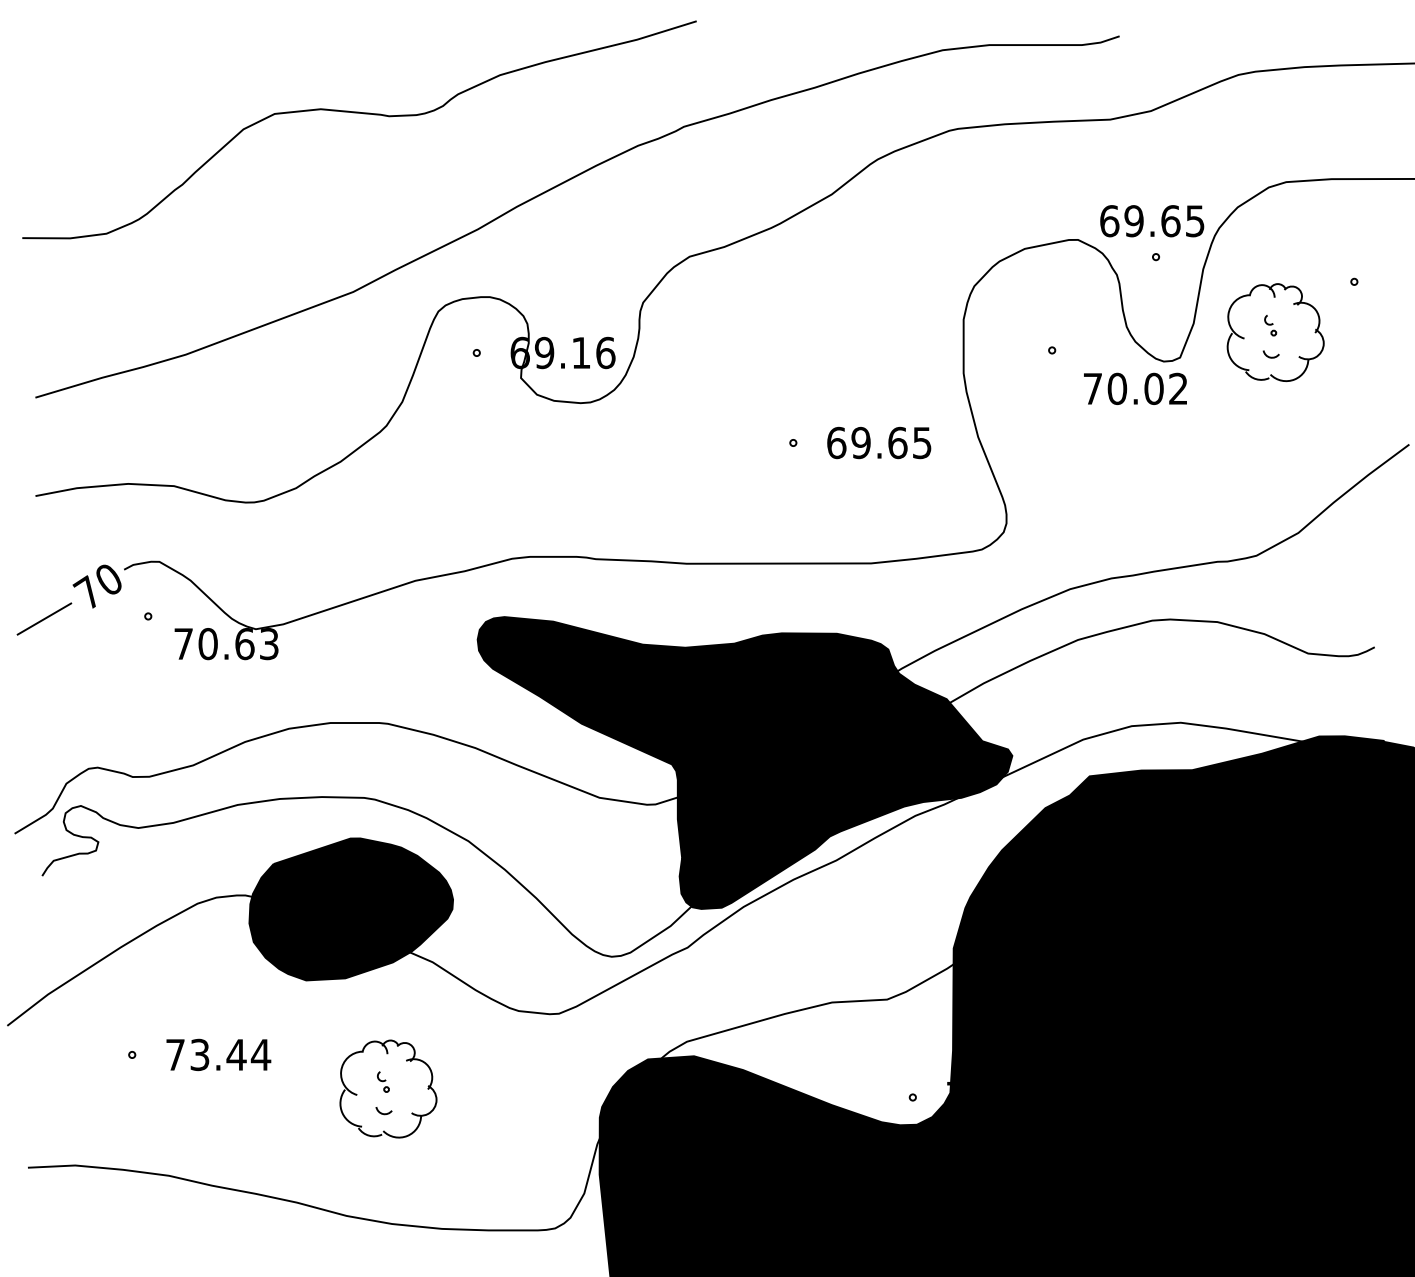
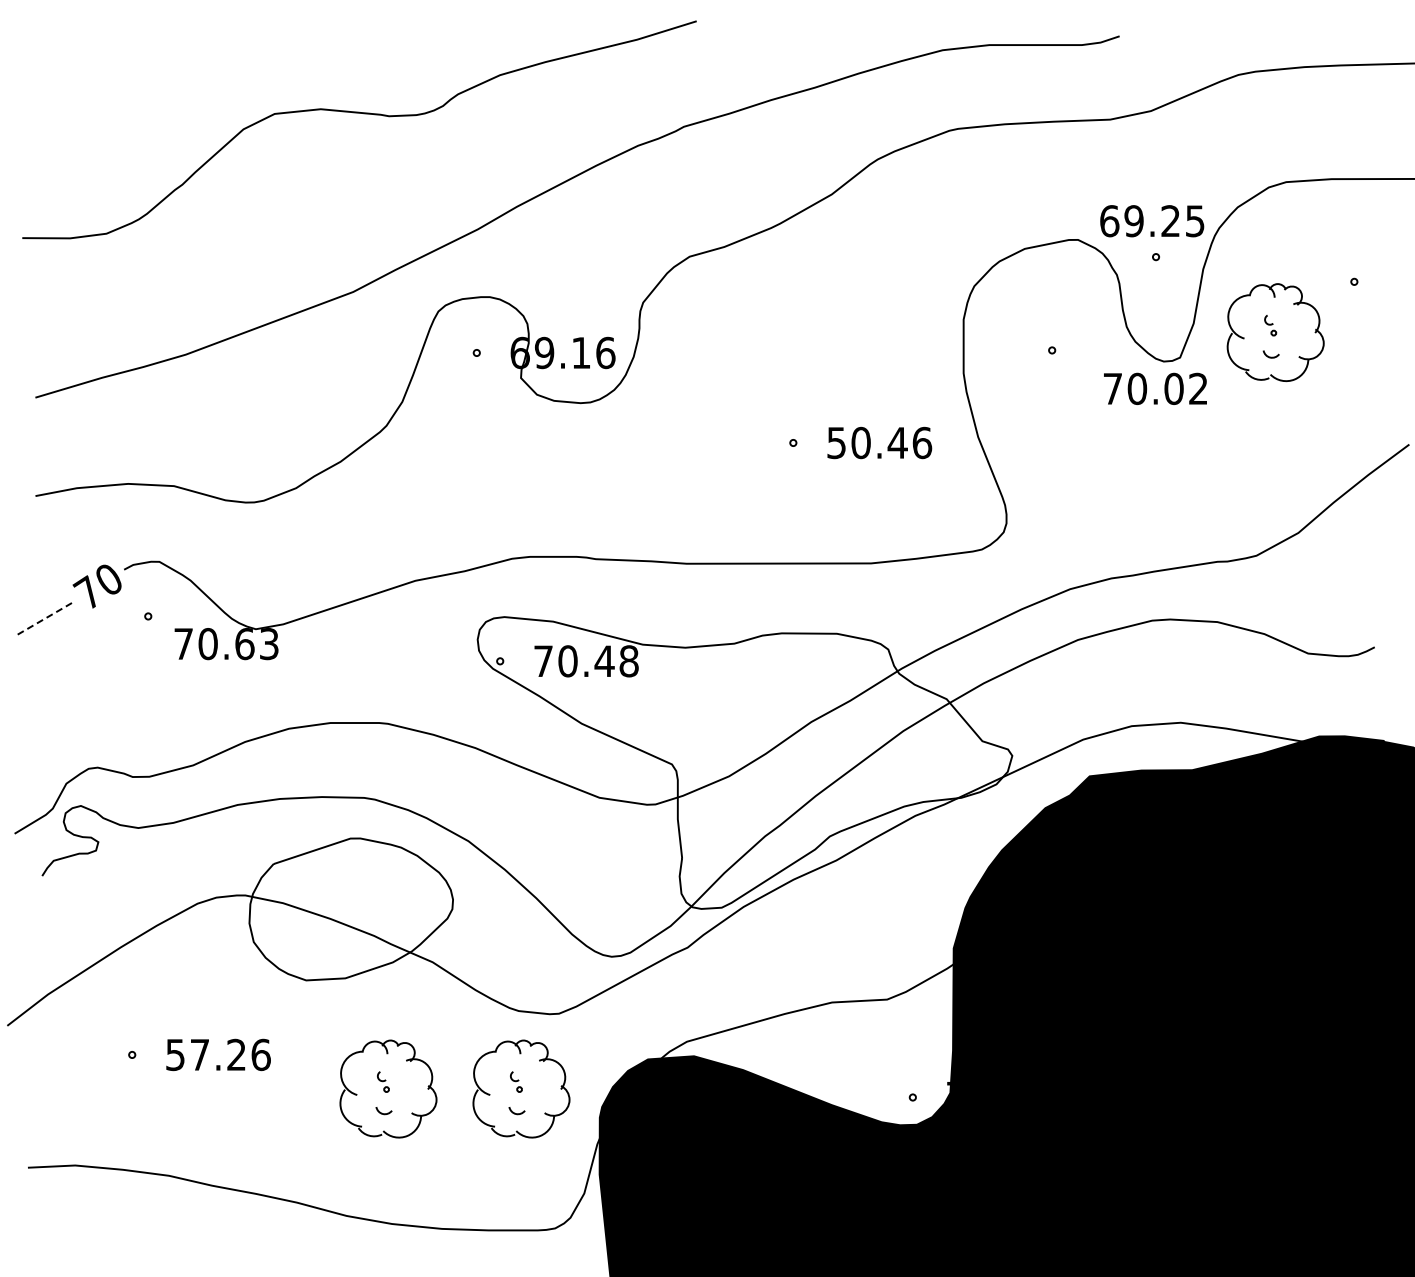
text: 69.65 -> 69.25 (1170, 221)
text position: (1135, 388) -> (1155, 388) (1155, 388)
text: 69.65 -> 50.46 (879, 442)
line: solid -> dashed (44, 619)
fill: present -> none (744, 762)
fill: present -> none (351, 909)
text: 73.44 -> 57.26 (218, 1054)
part: none -> present (521, 1088)
